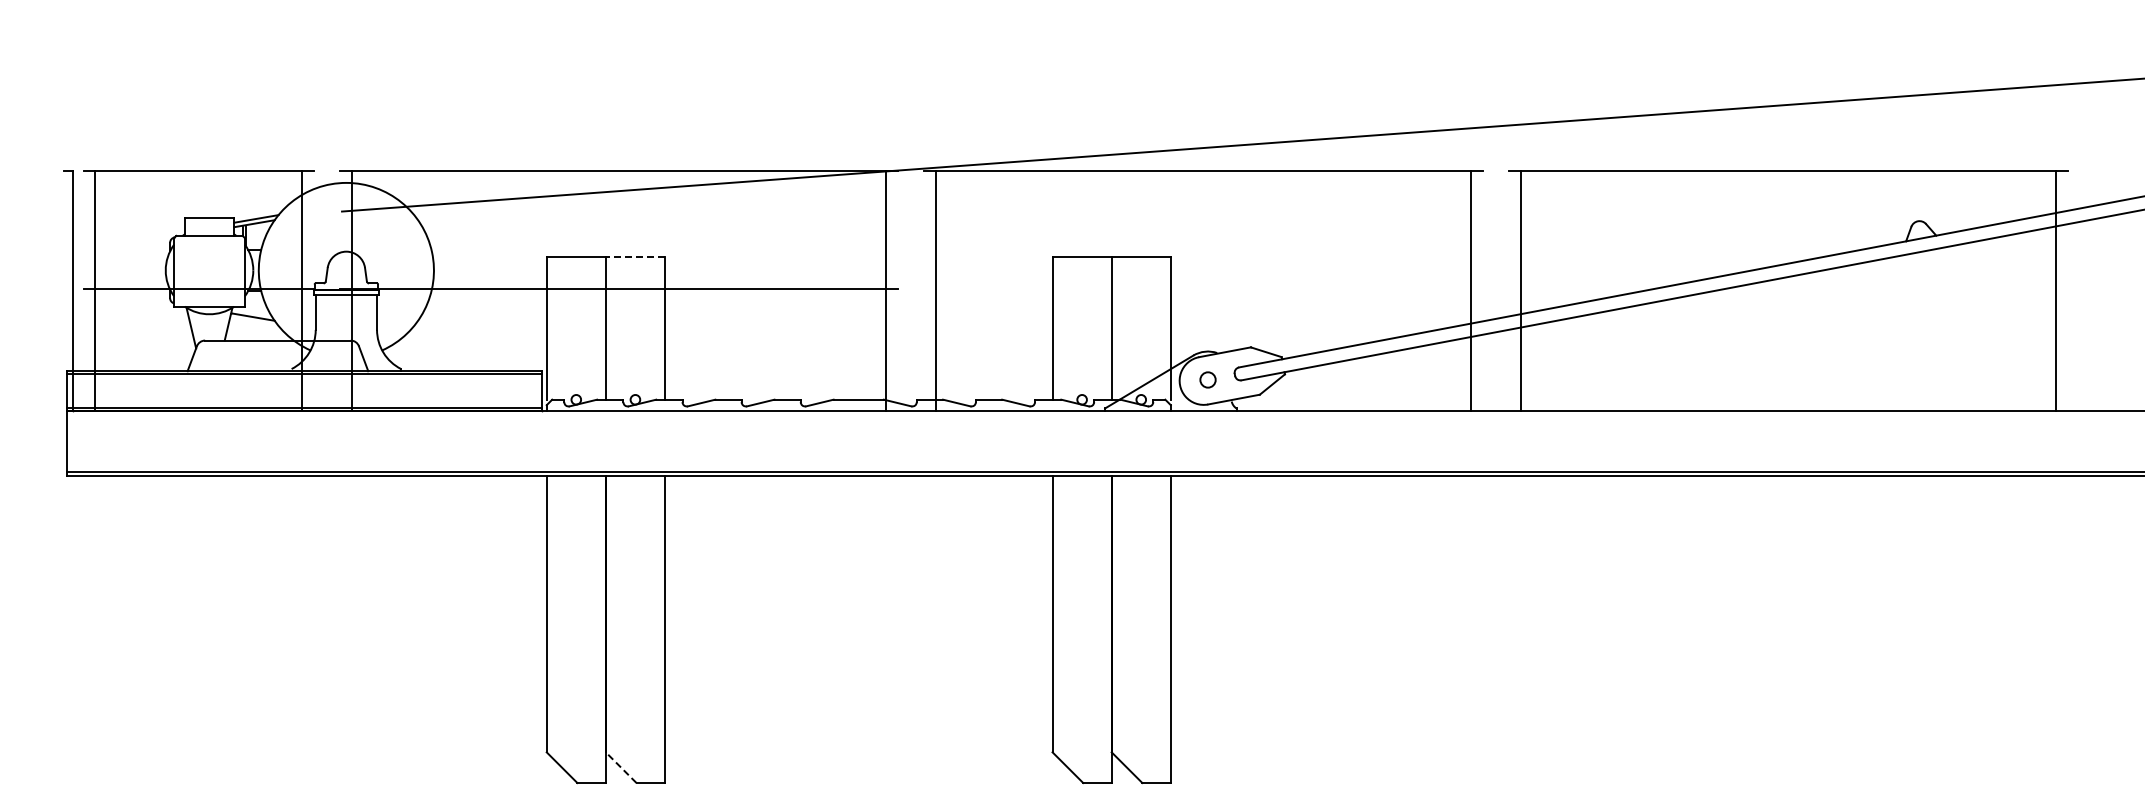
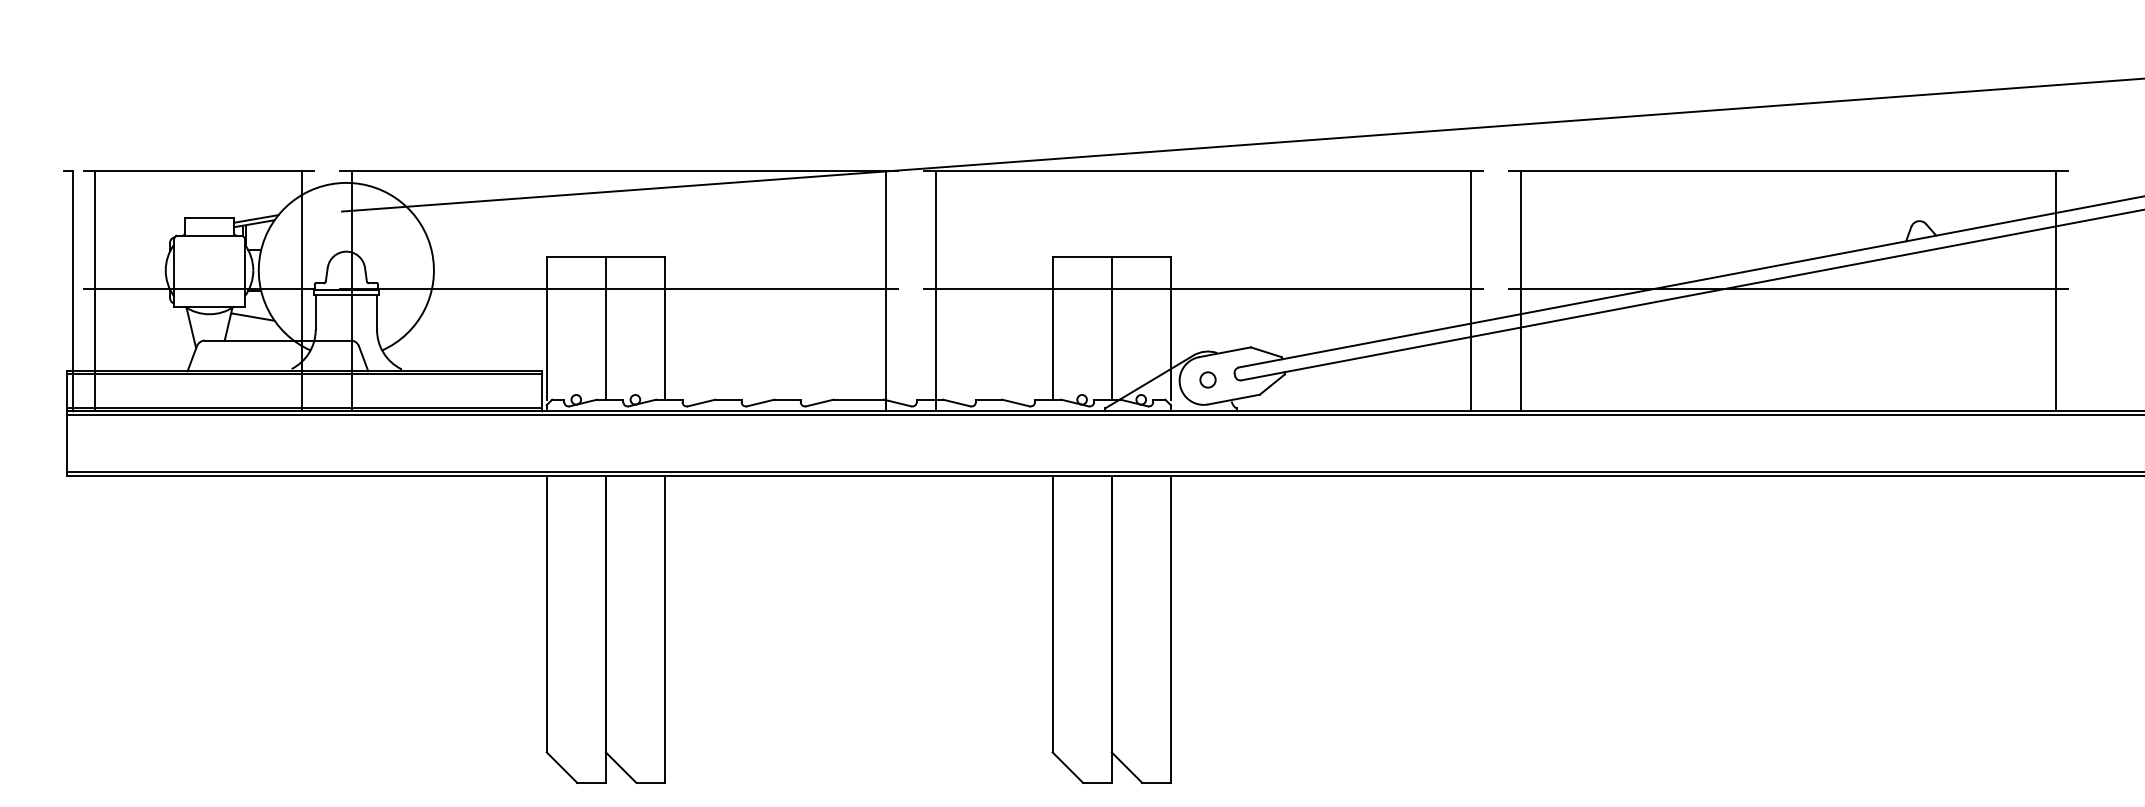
line: dashed -> solid (635, 257)
line: none -> present (1203, 289)
line: none -> present (1788, 289)
line: none -> present (1104, 414)
line: dashed -> solid (621, 767)
